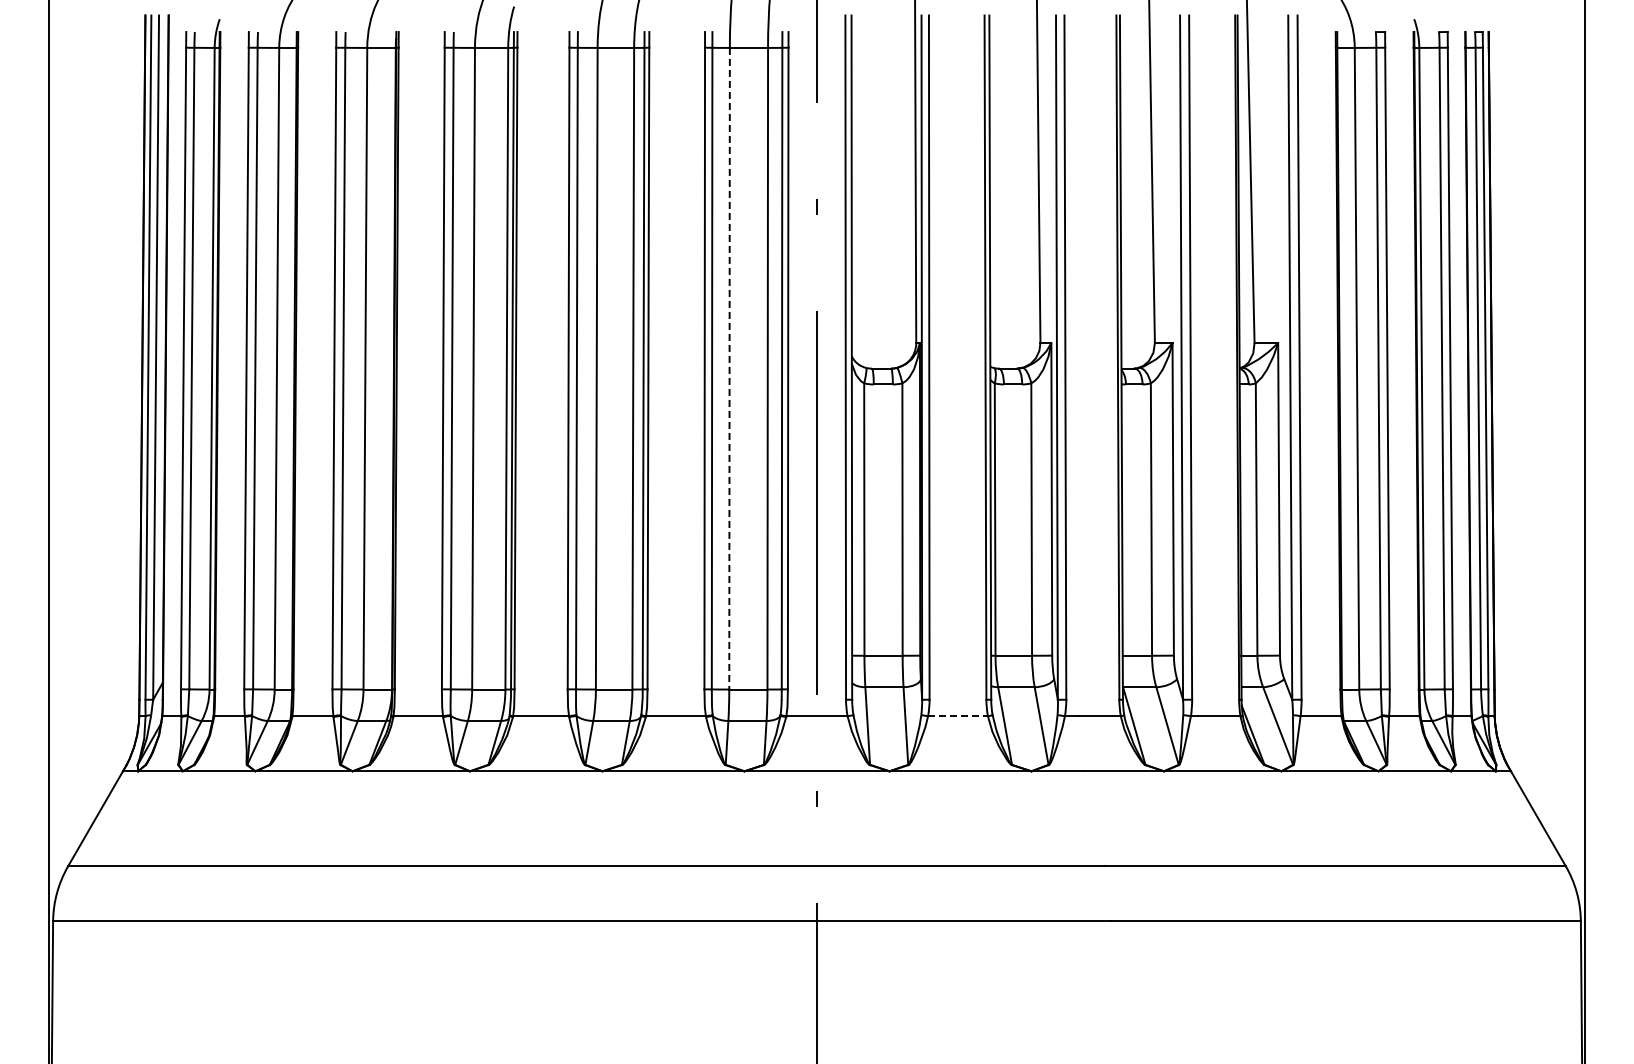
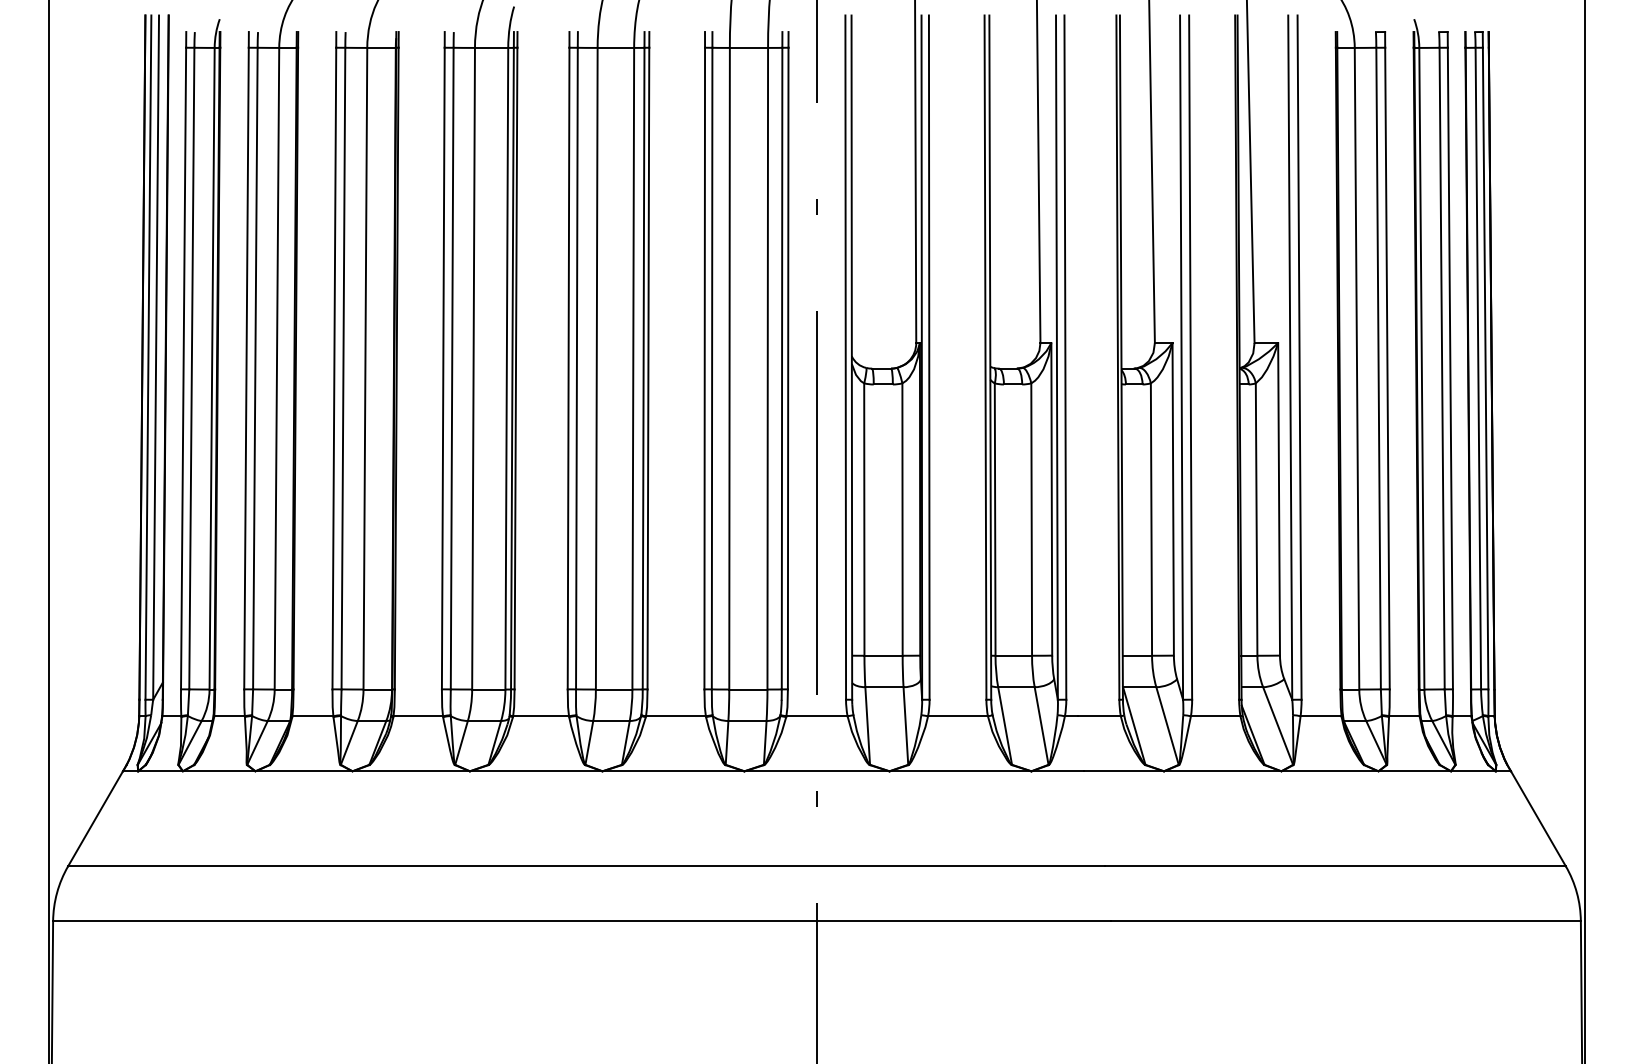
line: dashed -> solid (729, 368)
line: dashed -> solid (958, 716)
